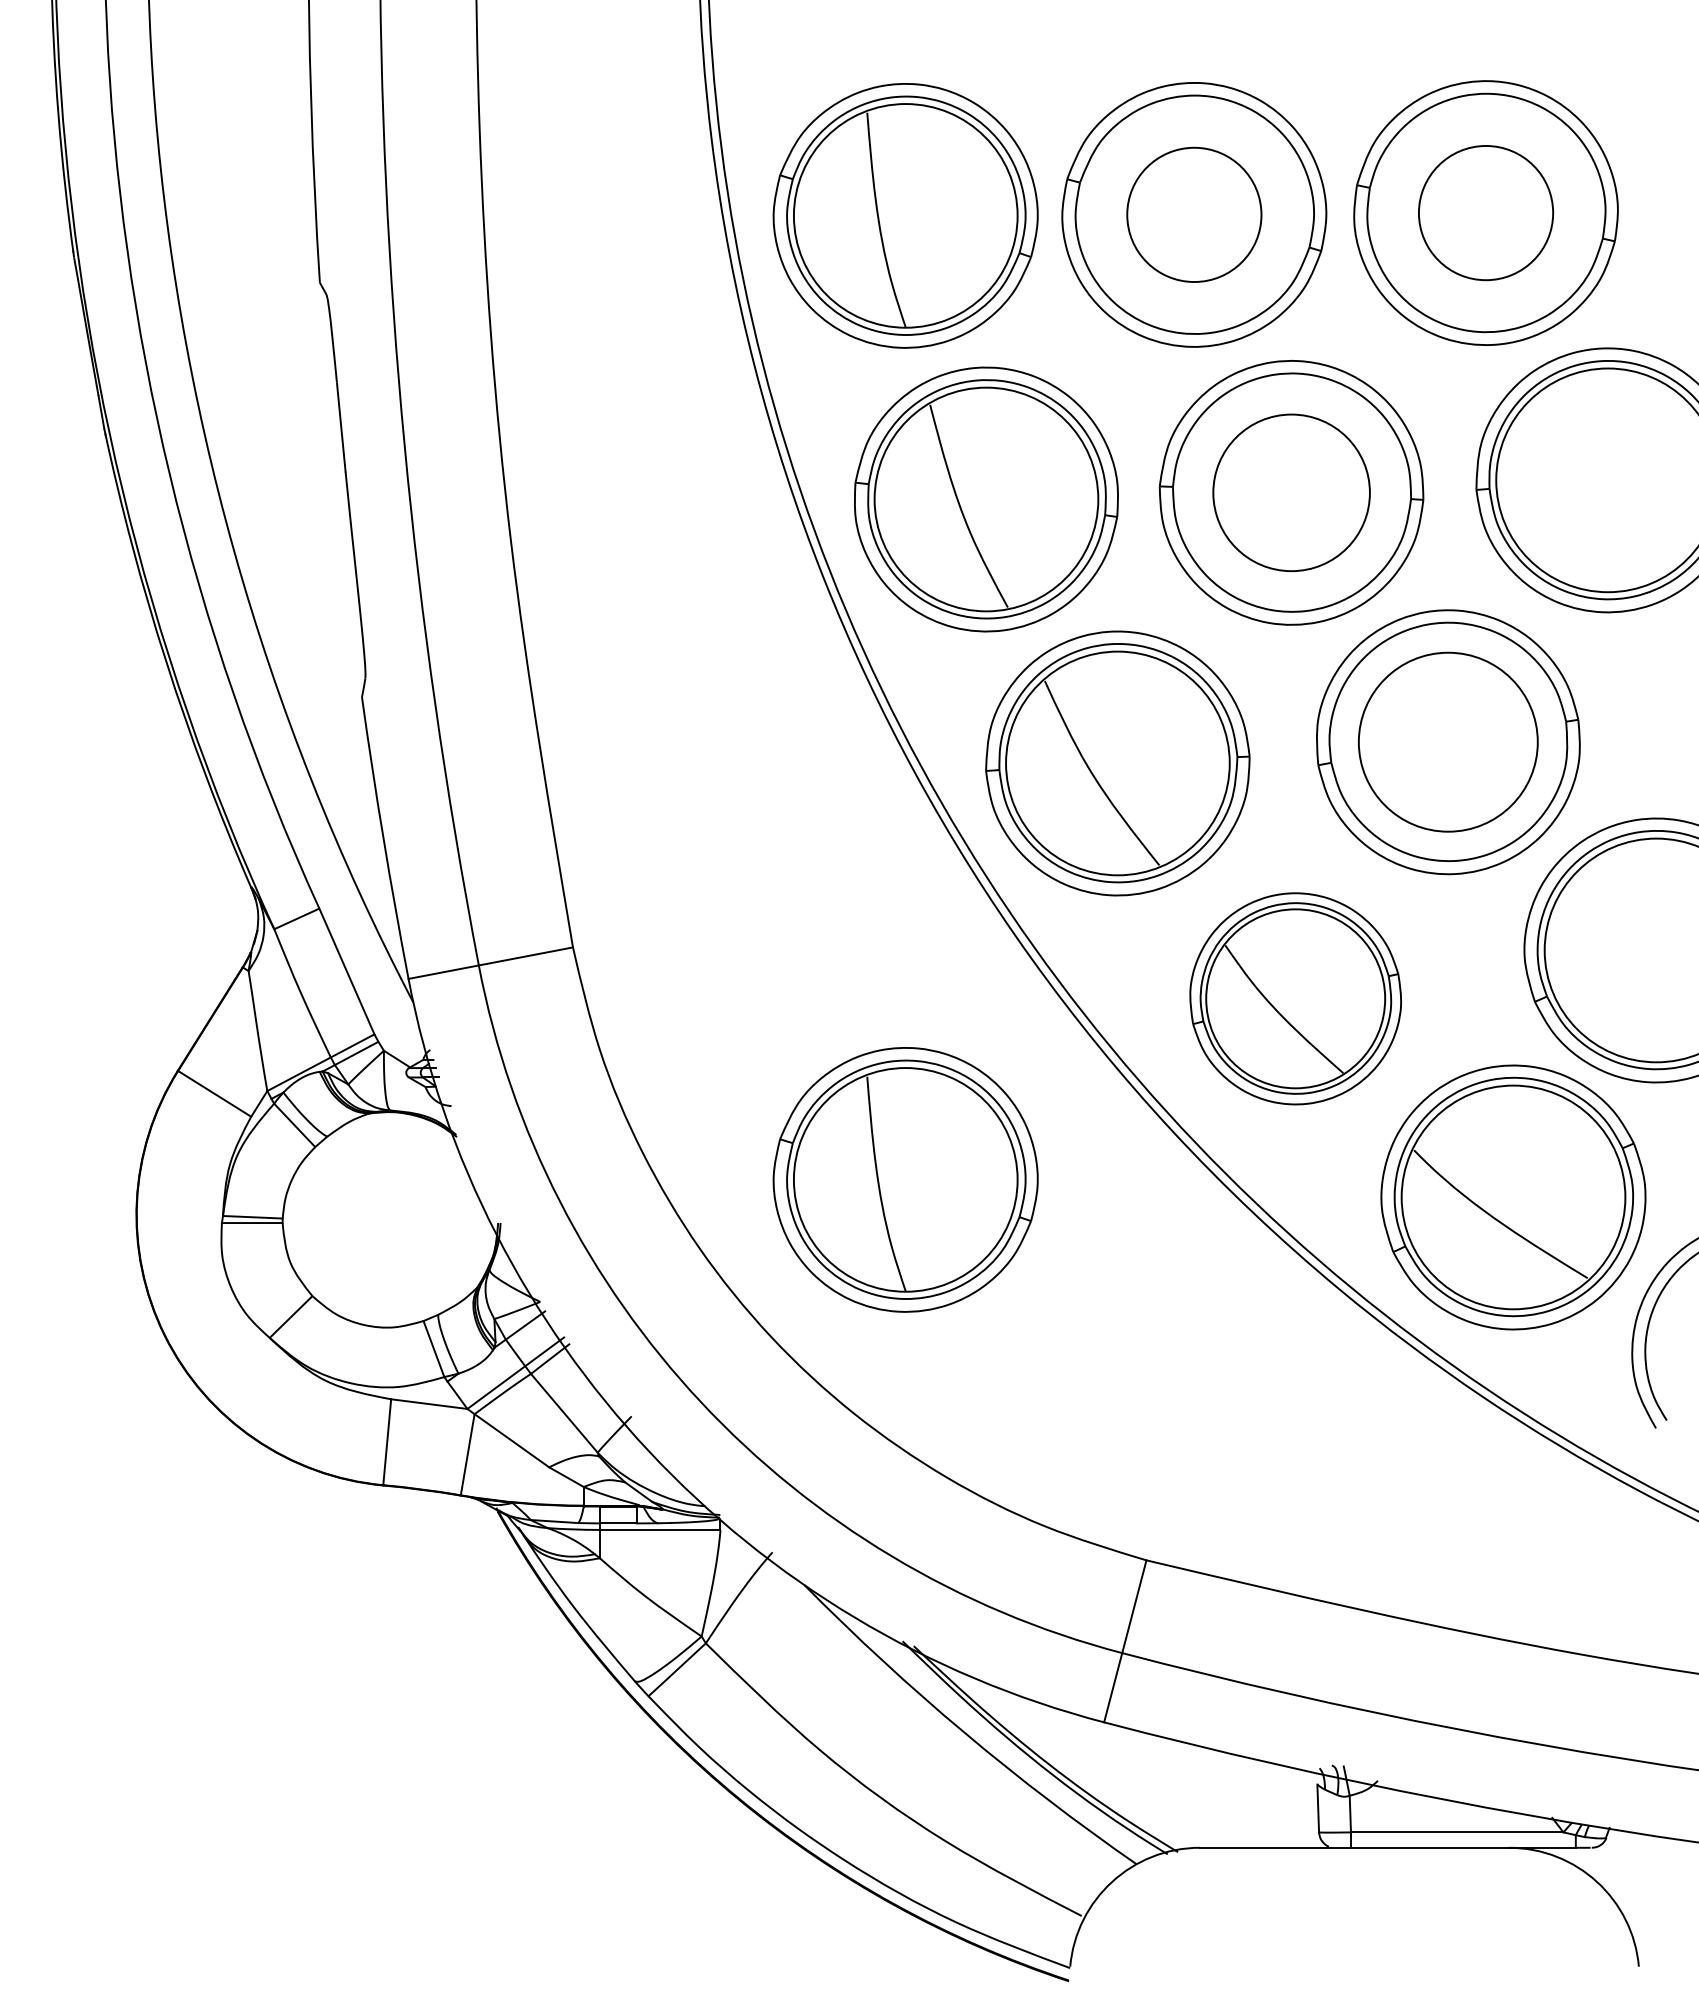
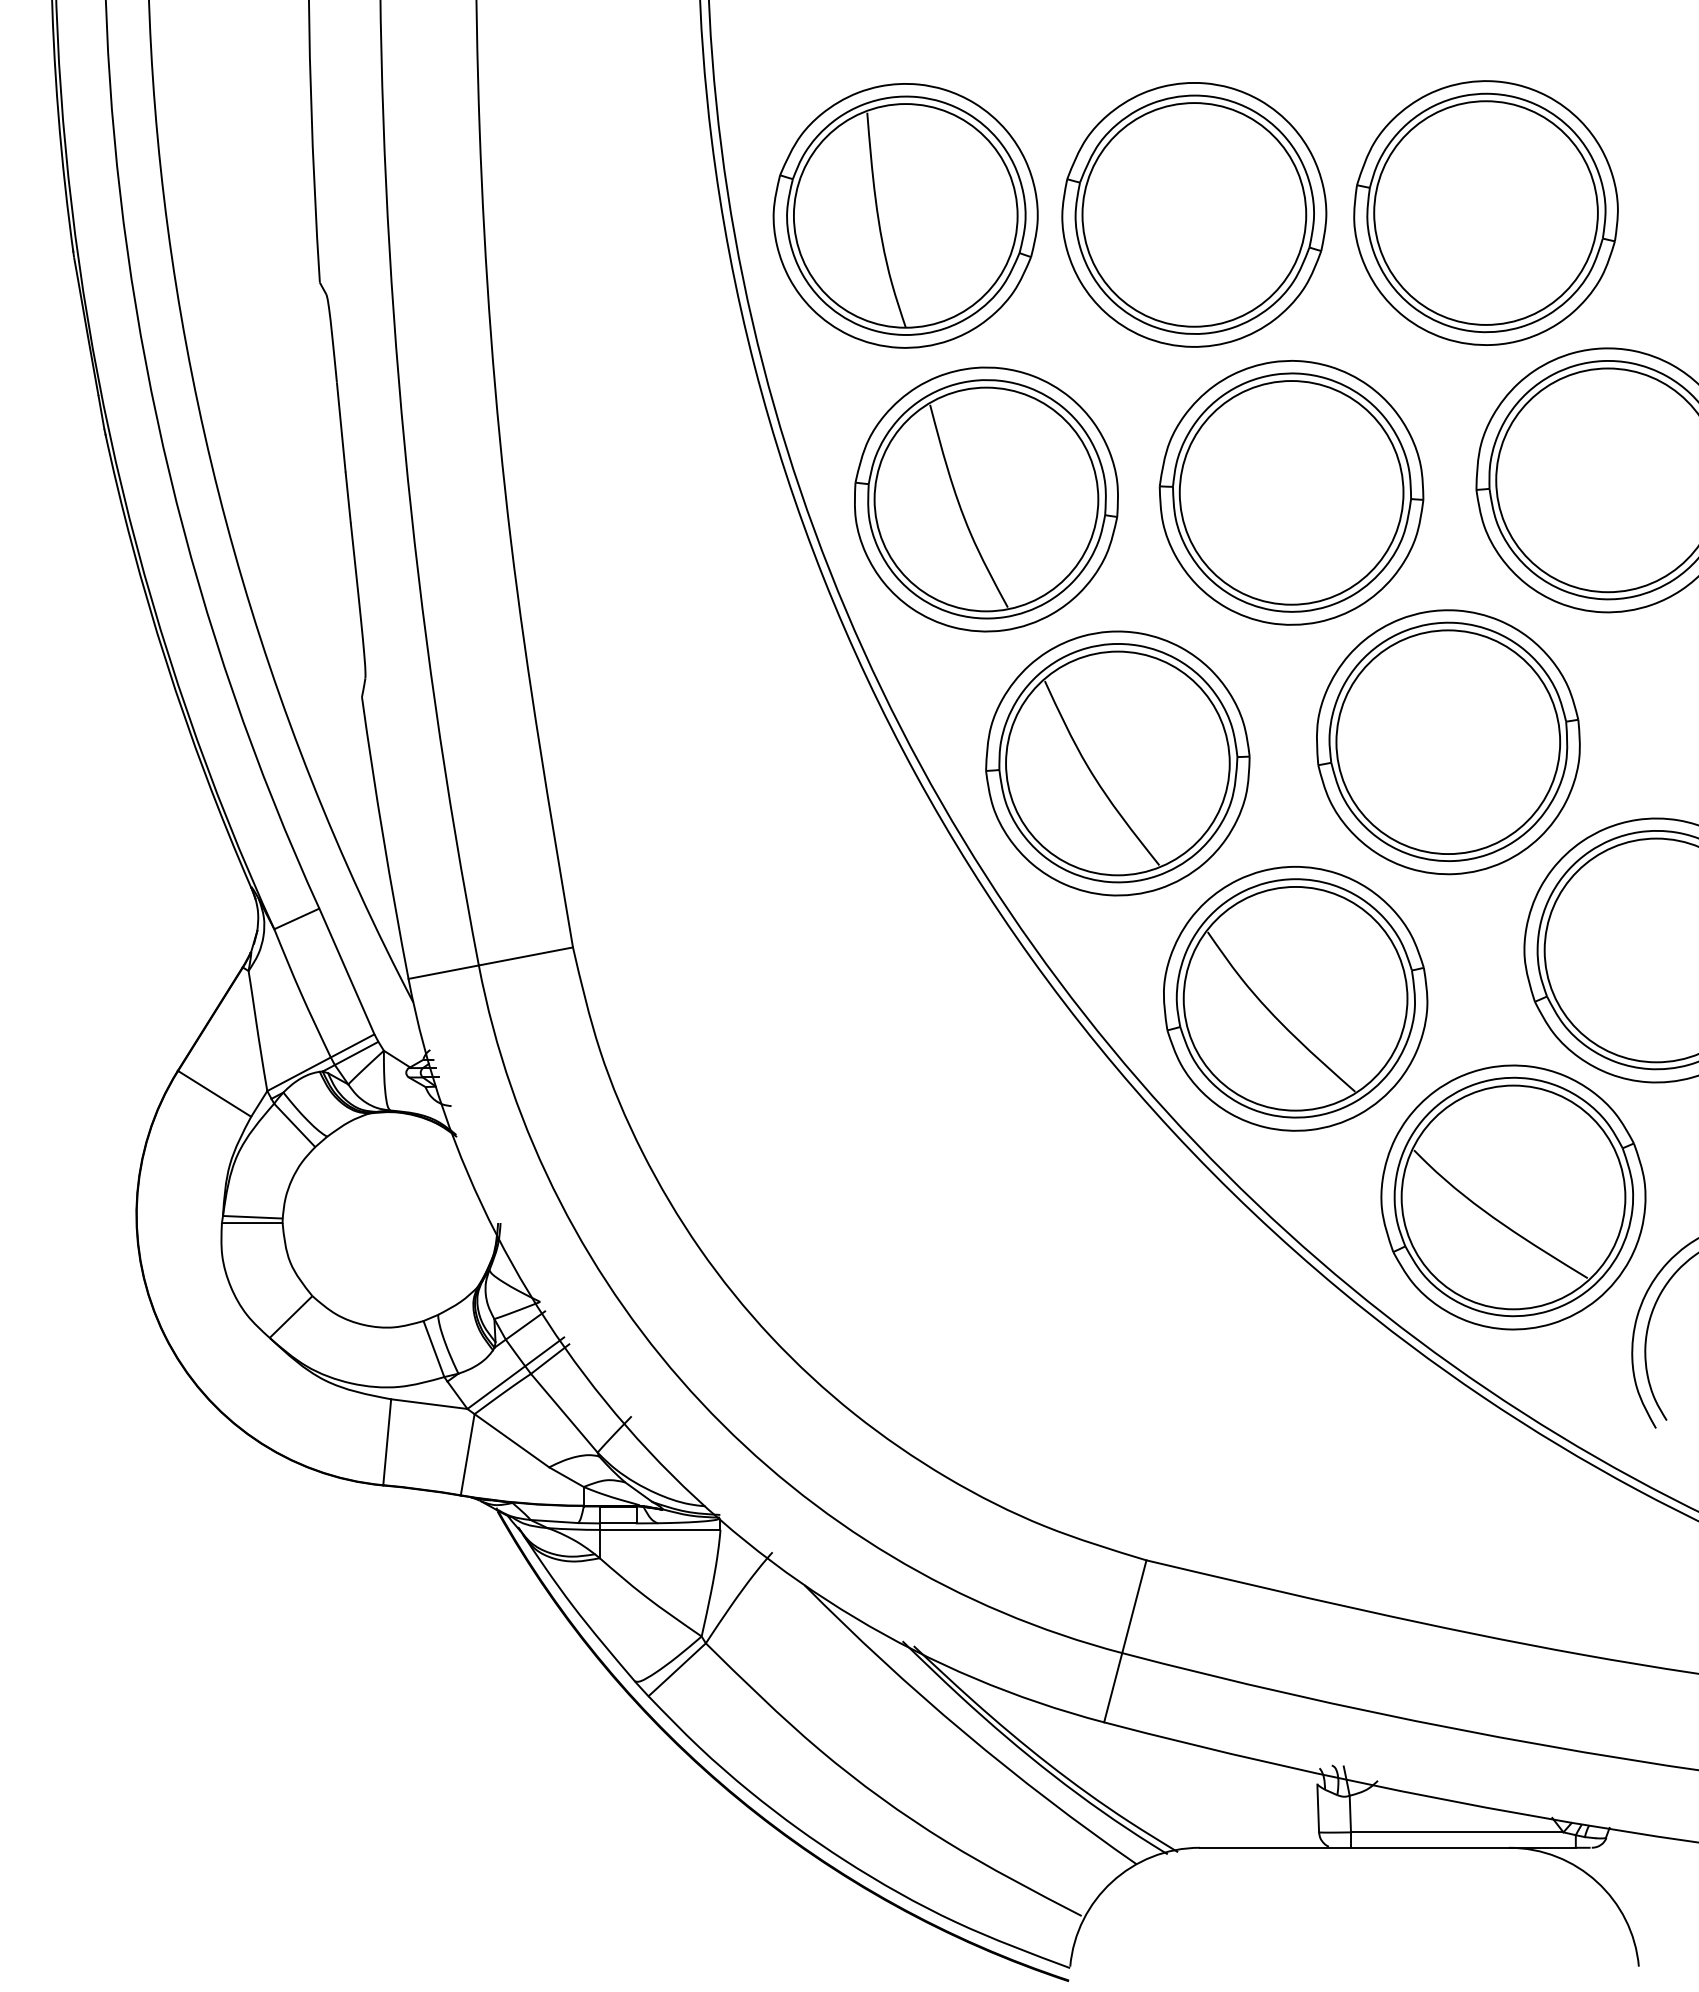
circle diameter: 134 px -> 224 px (1485, 212)
circle diameter: 134 px -> 224 px (1194, 214)
circle diameter: 157 px -> 224 px (1291, 492)
circle diameter: 179 px -> 224 px (1448, 742)
part size: 214x214 px -> 266x266 px (1295, 998)
part: present -> none (905, 1179)
